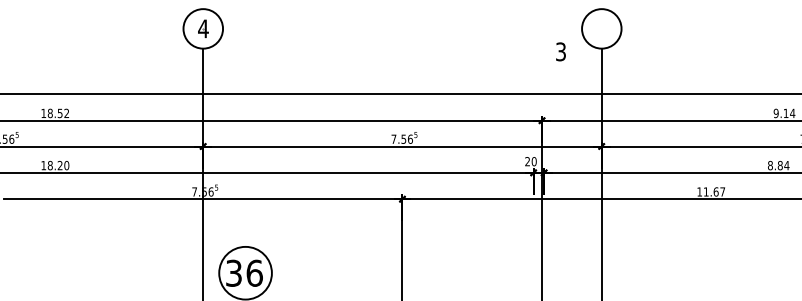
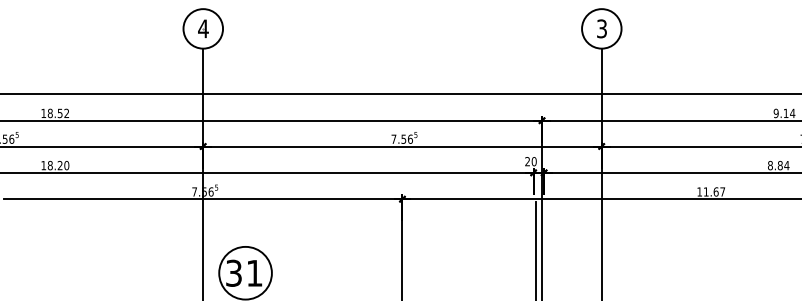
part position: (560, 51) -> (601, 28) (601, 28)
line: none -> present (535, 249)
text: 36 -> 31 (254, 272)
